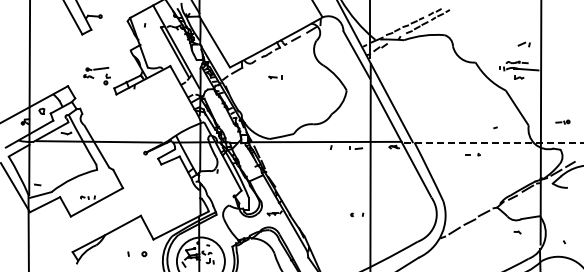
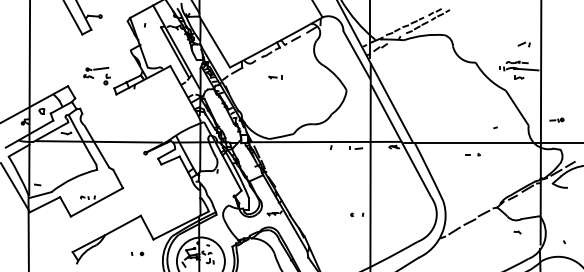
part position: (562, 121) -> (556, 119) (556, 119)
line: dashed -> solid (493, 142)
part size: 21x7 px -> 14x5 px (137, 253)
